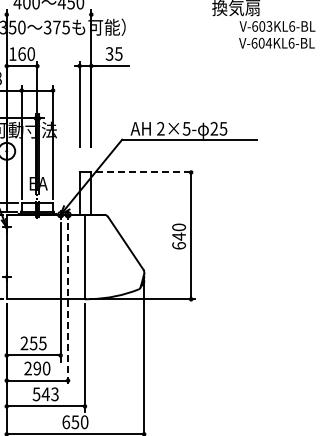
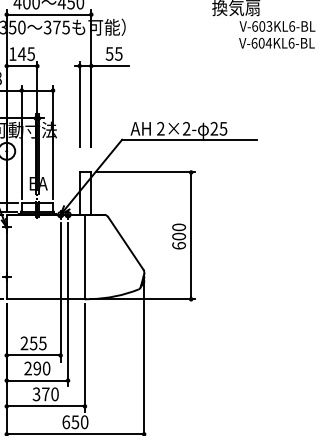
line: none -> present (48, 14)
text: 160 -> 145 (26, 53)
text: 35 -> 55 (109, 53)
text: 2×5- -> 2×2- (186, 128)
line: dashed -> solid (145, 172)
text: 640 -> 600 (179, 236)
line: dashed -> solid (68, 304)
text: 543 -> 370 (45, 394)
